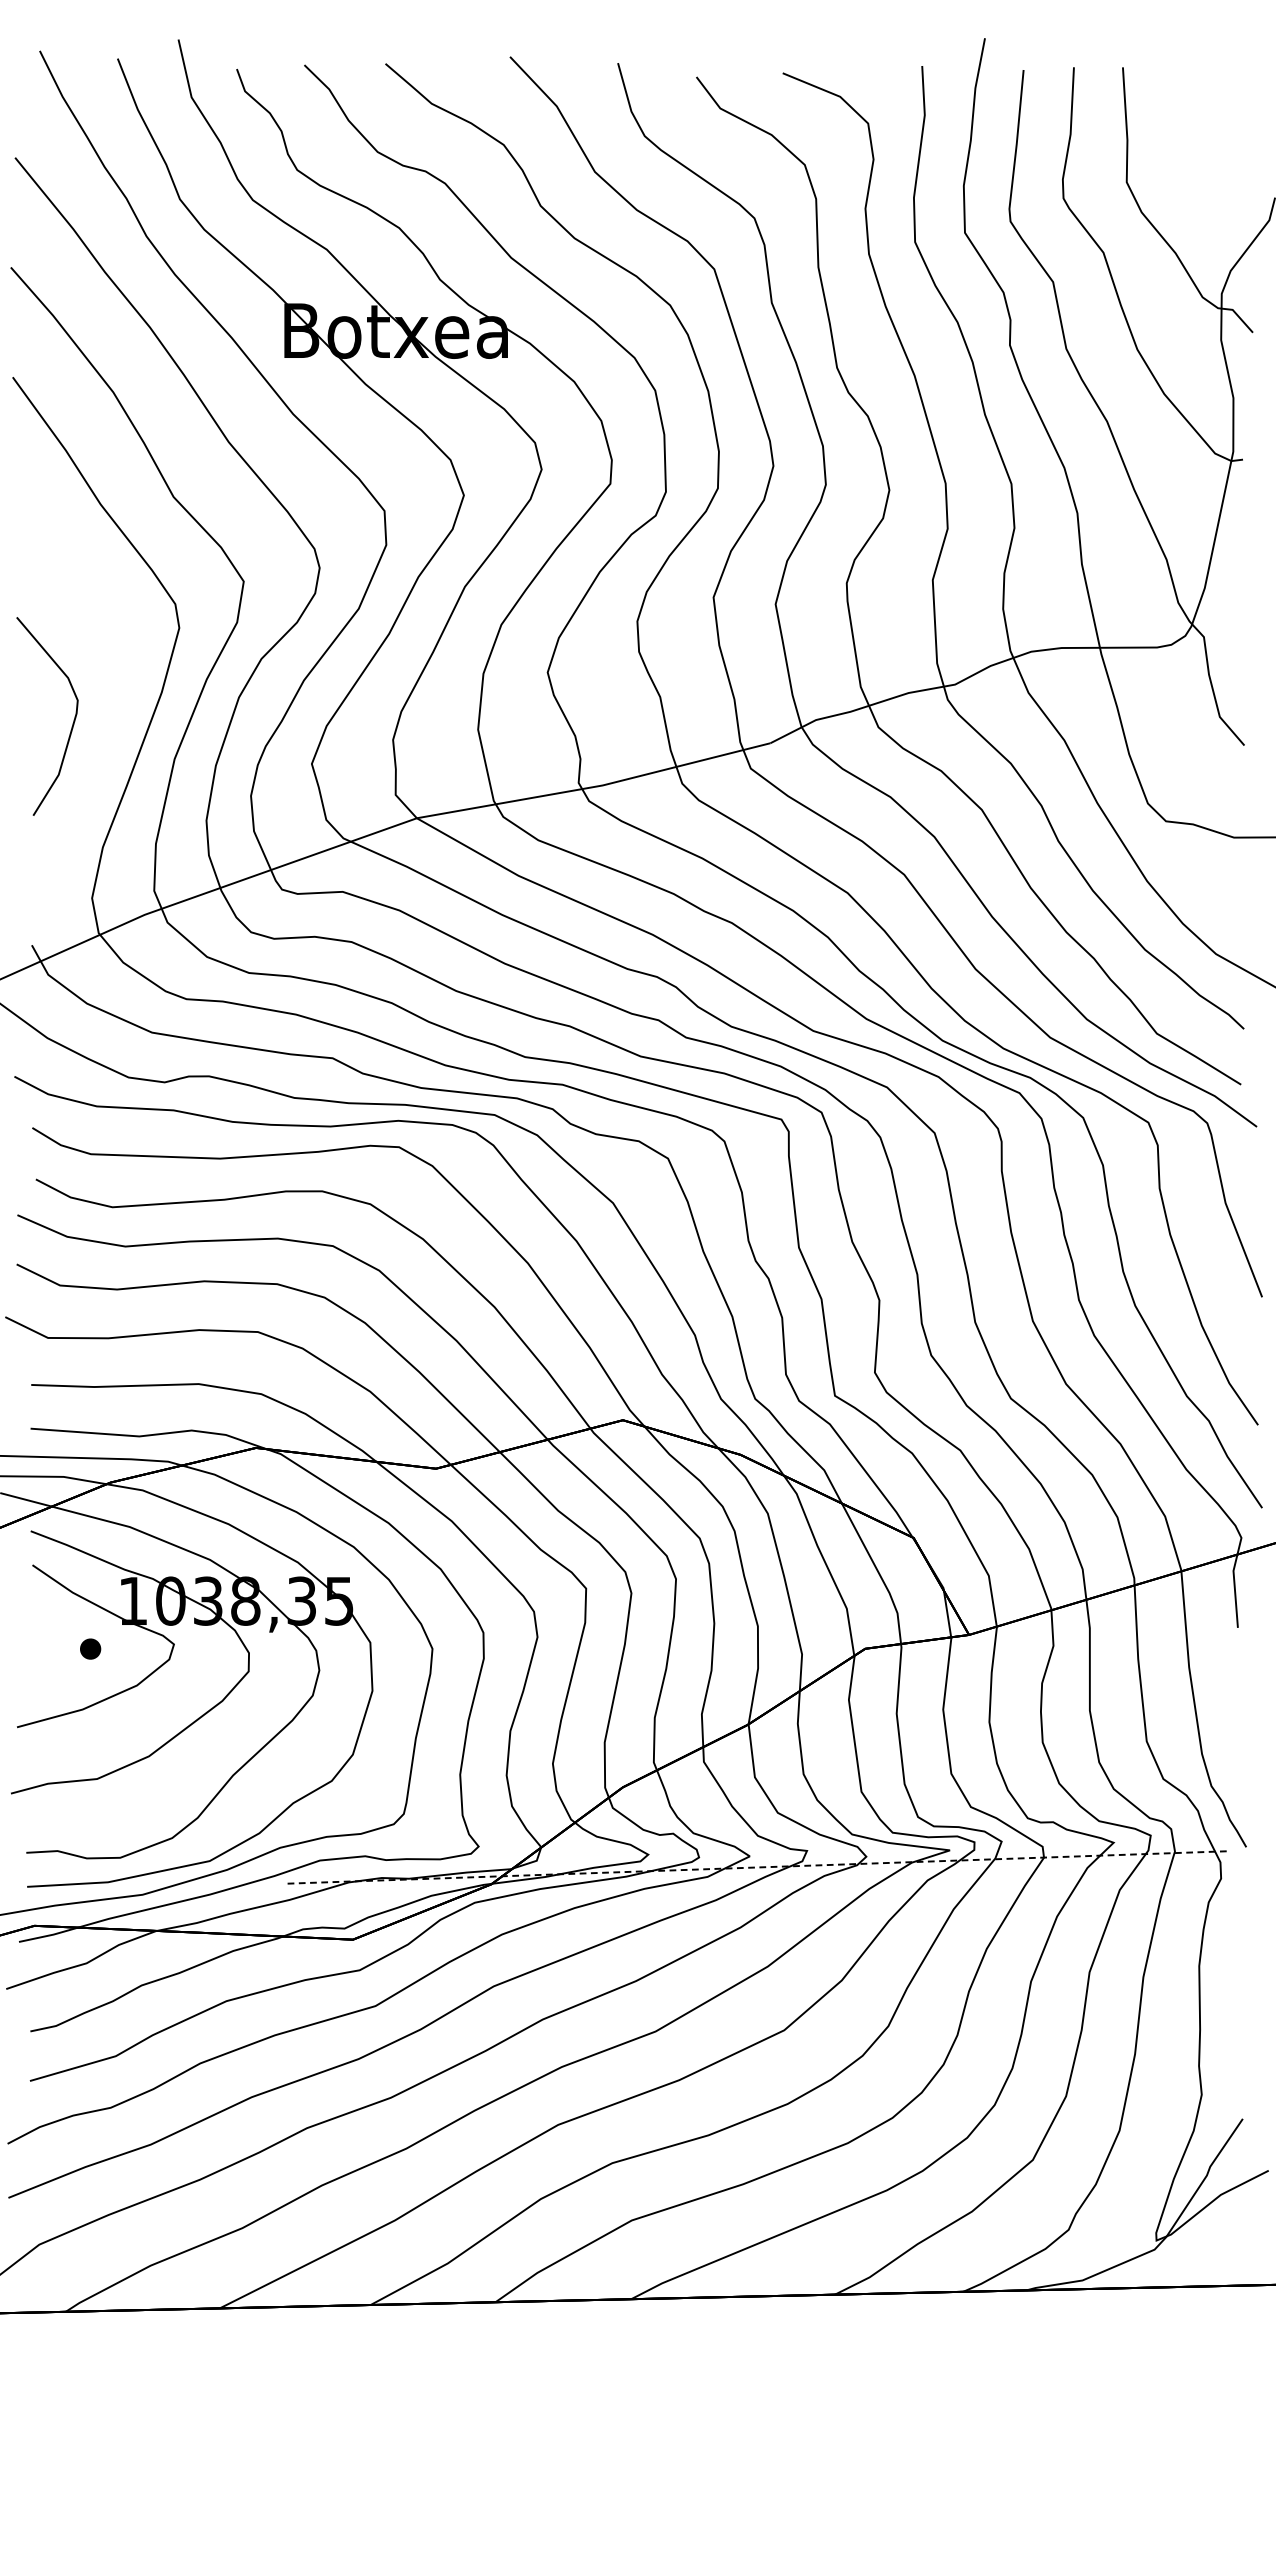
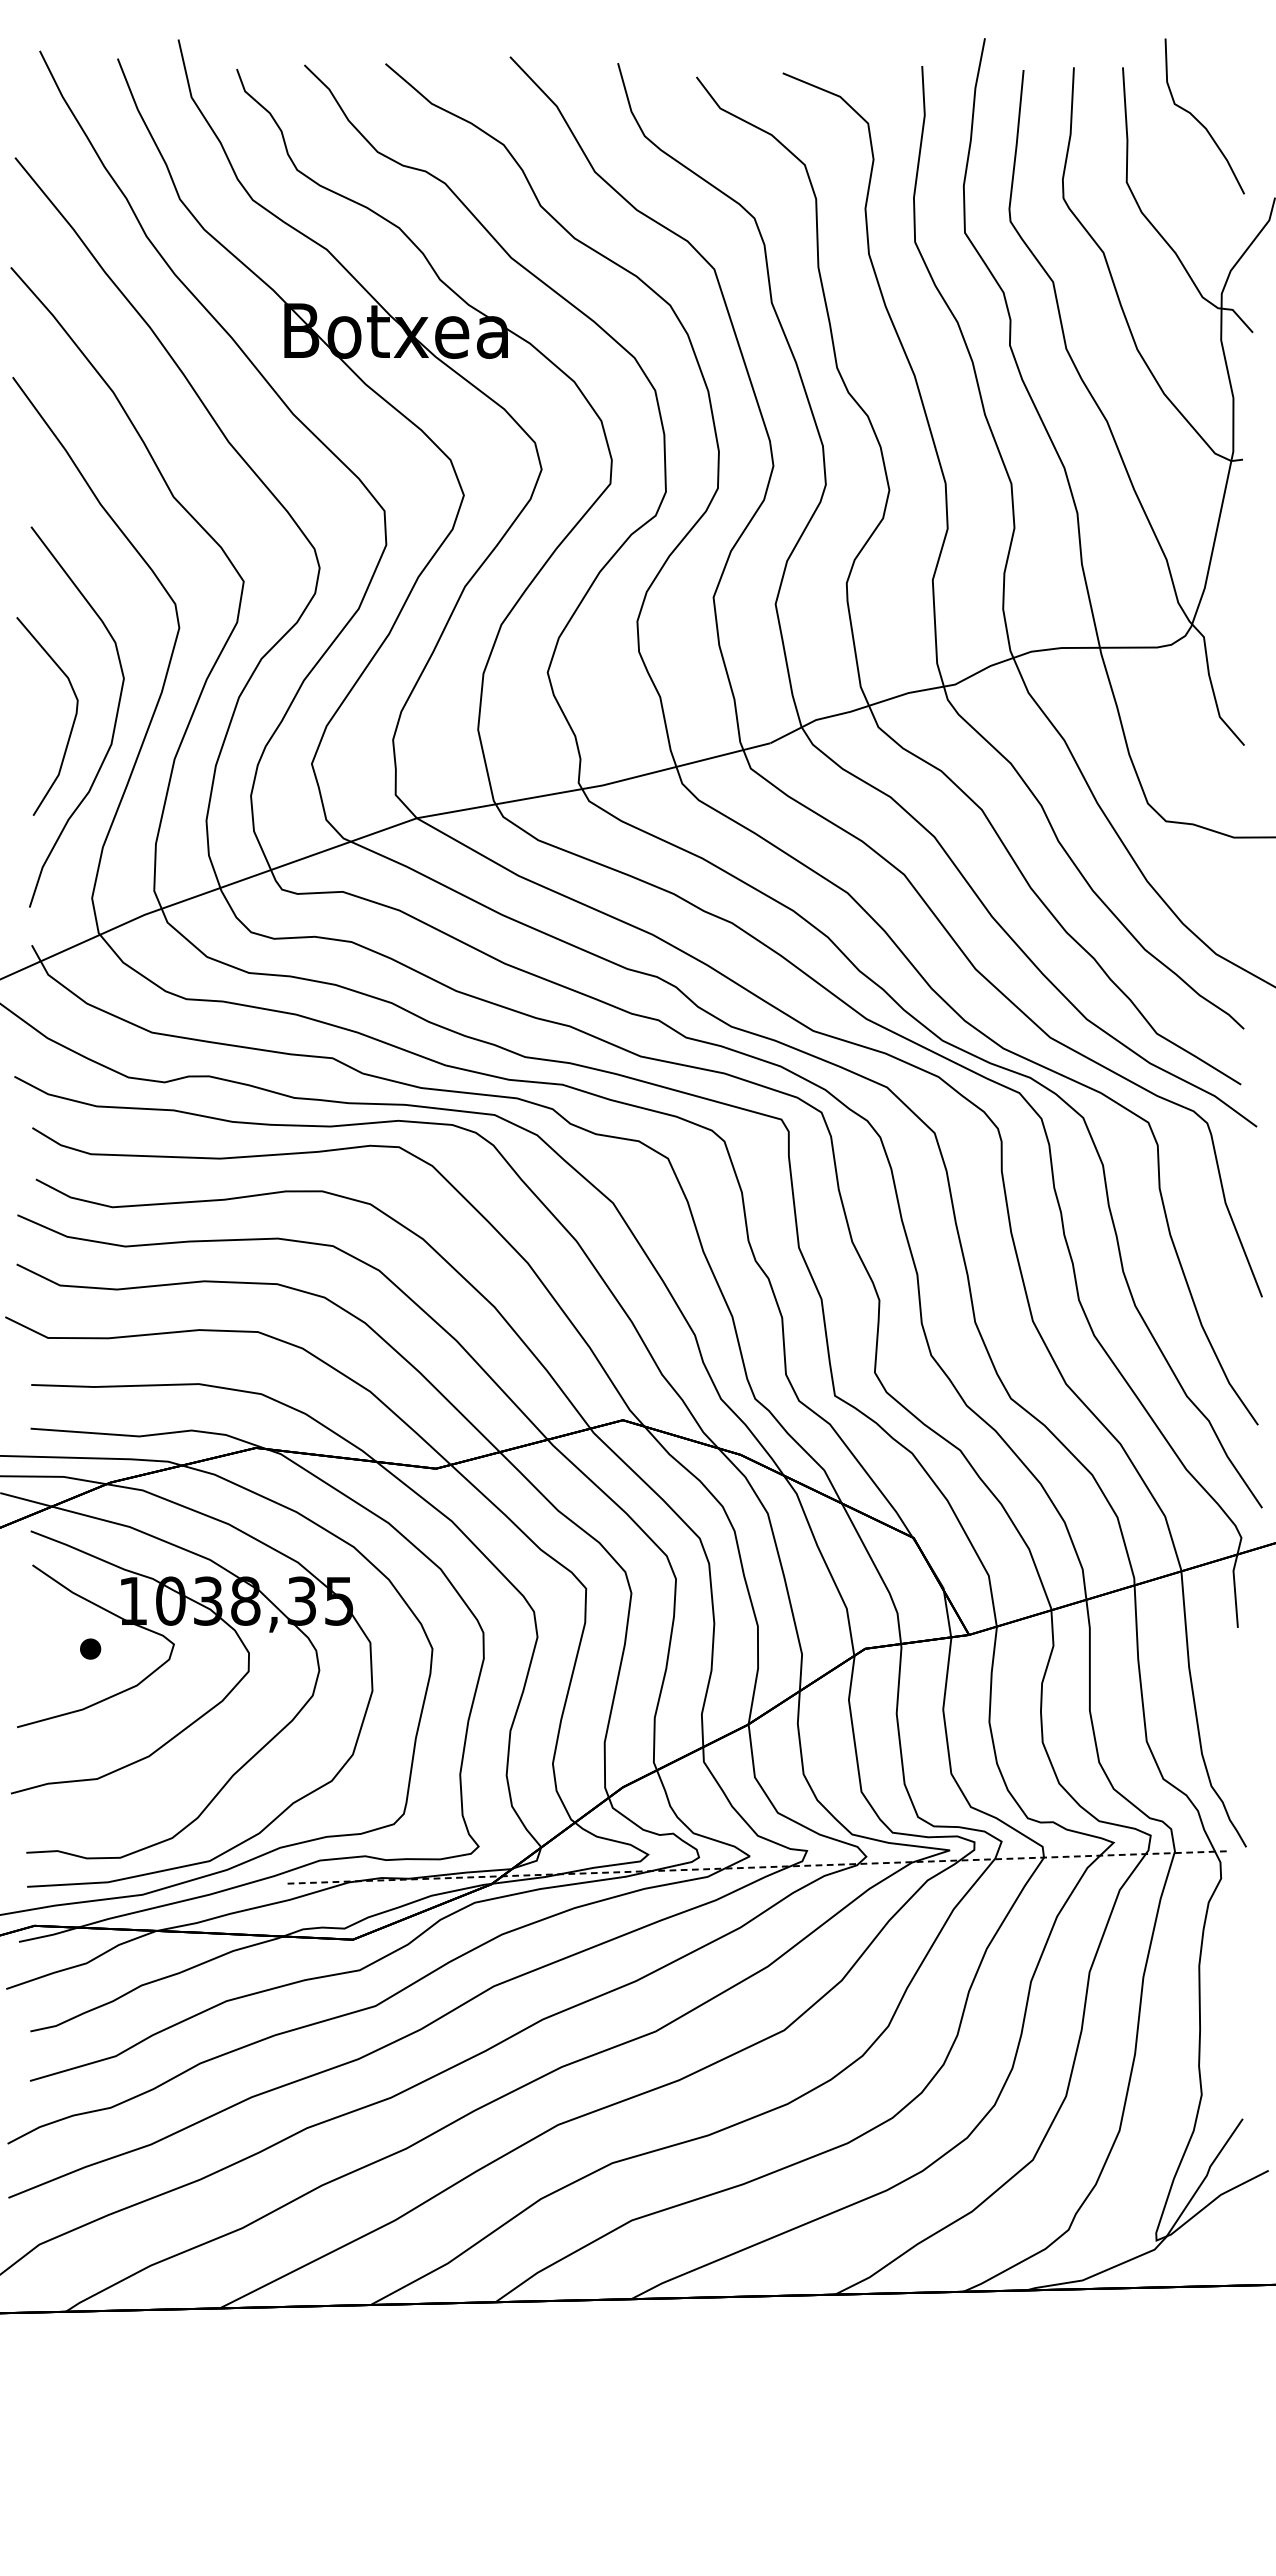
curve: none -> present (1199, 120)
curve: none -> present (114, 721)
